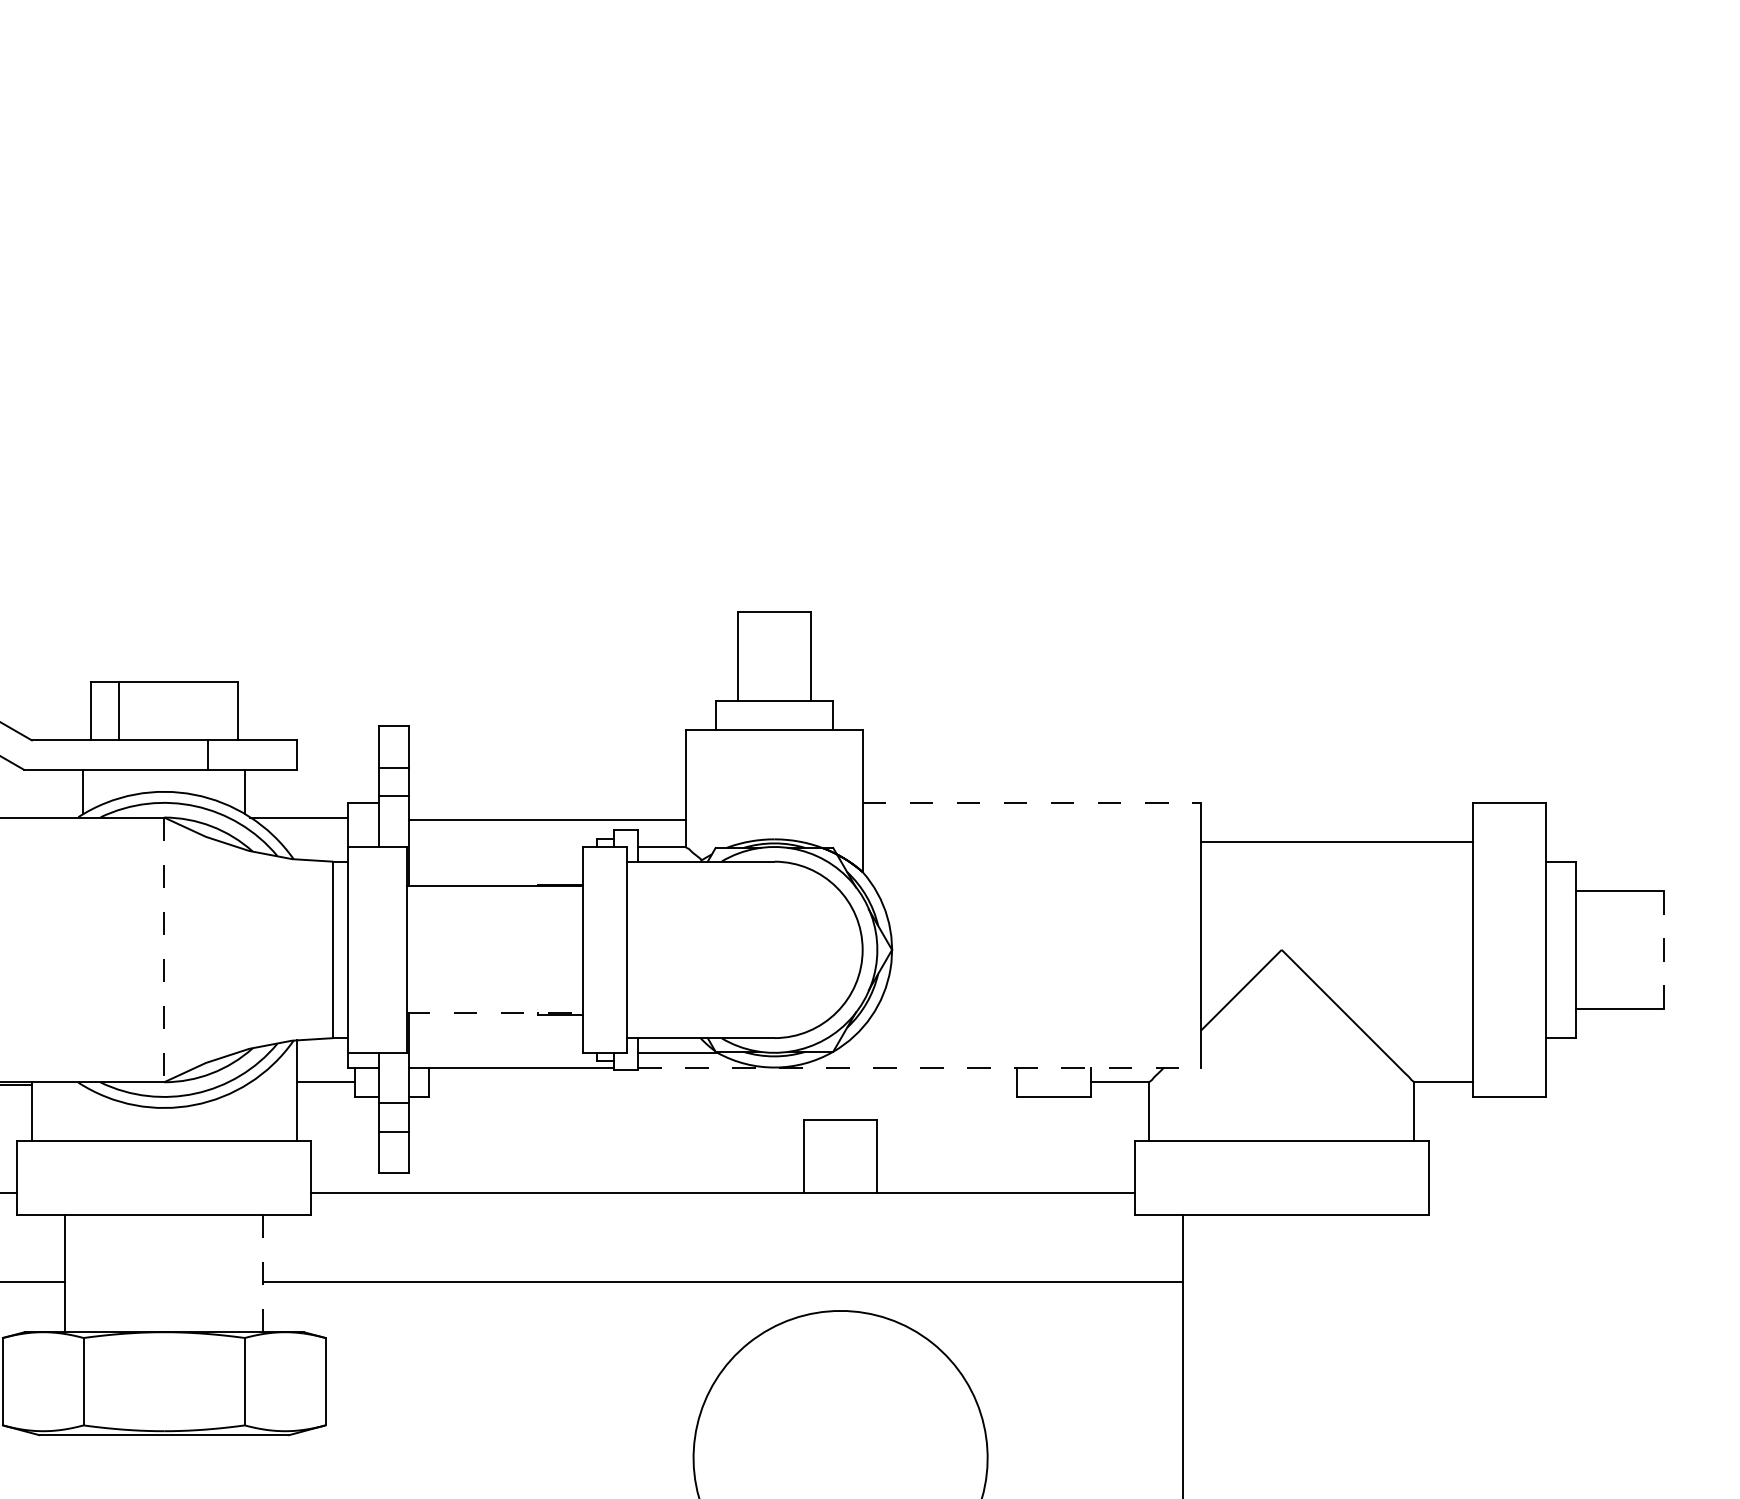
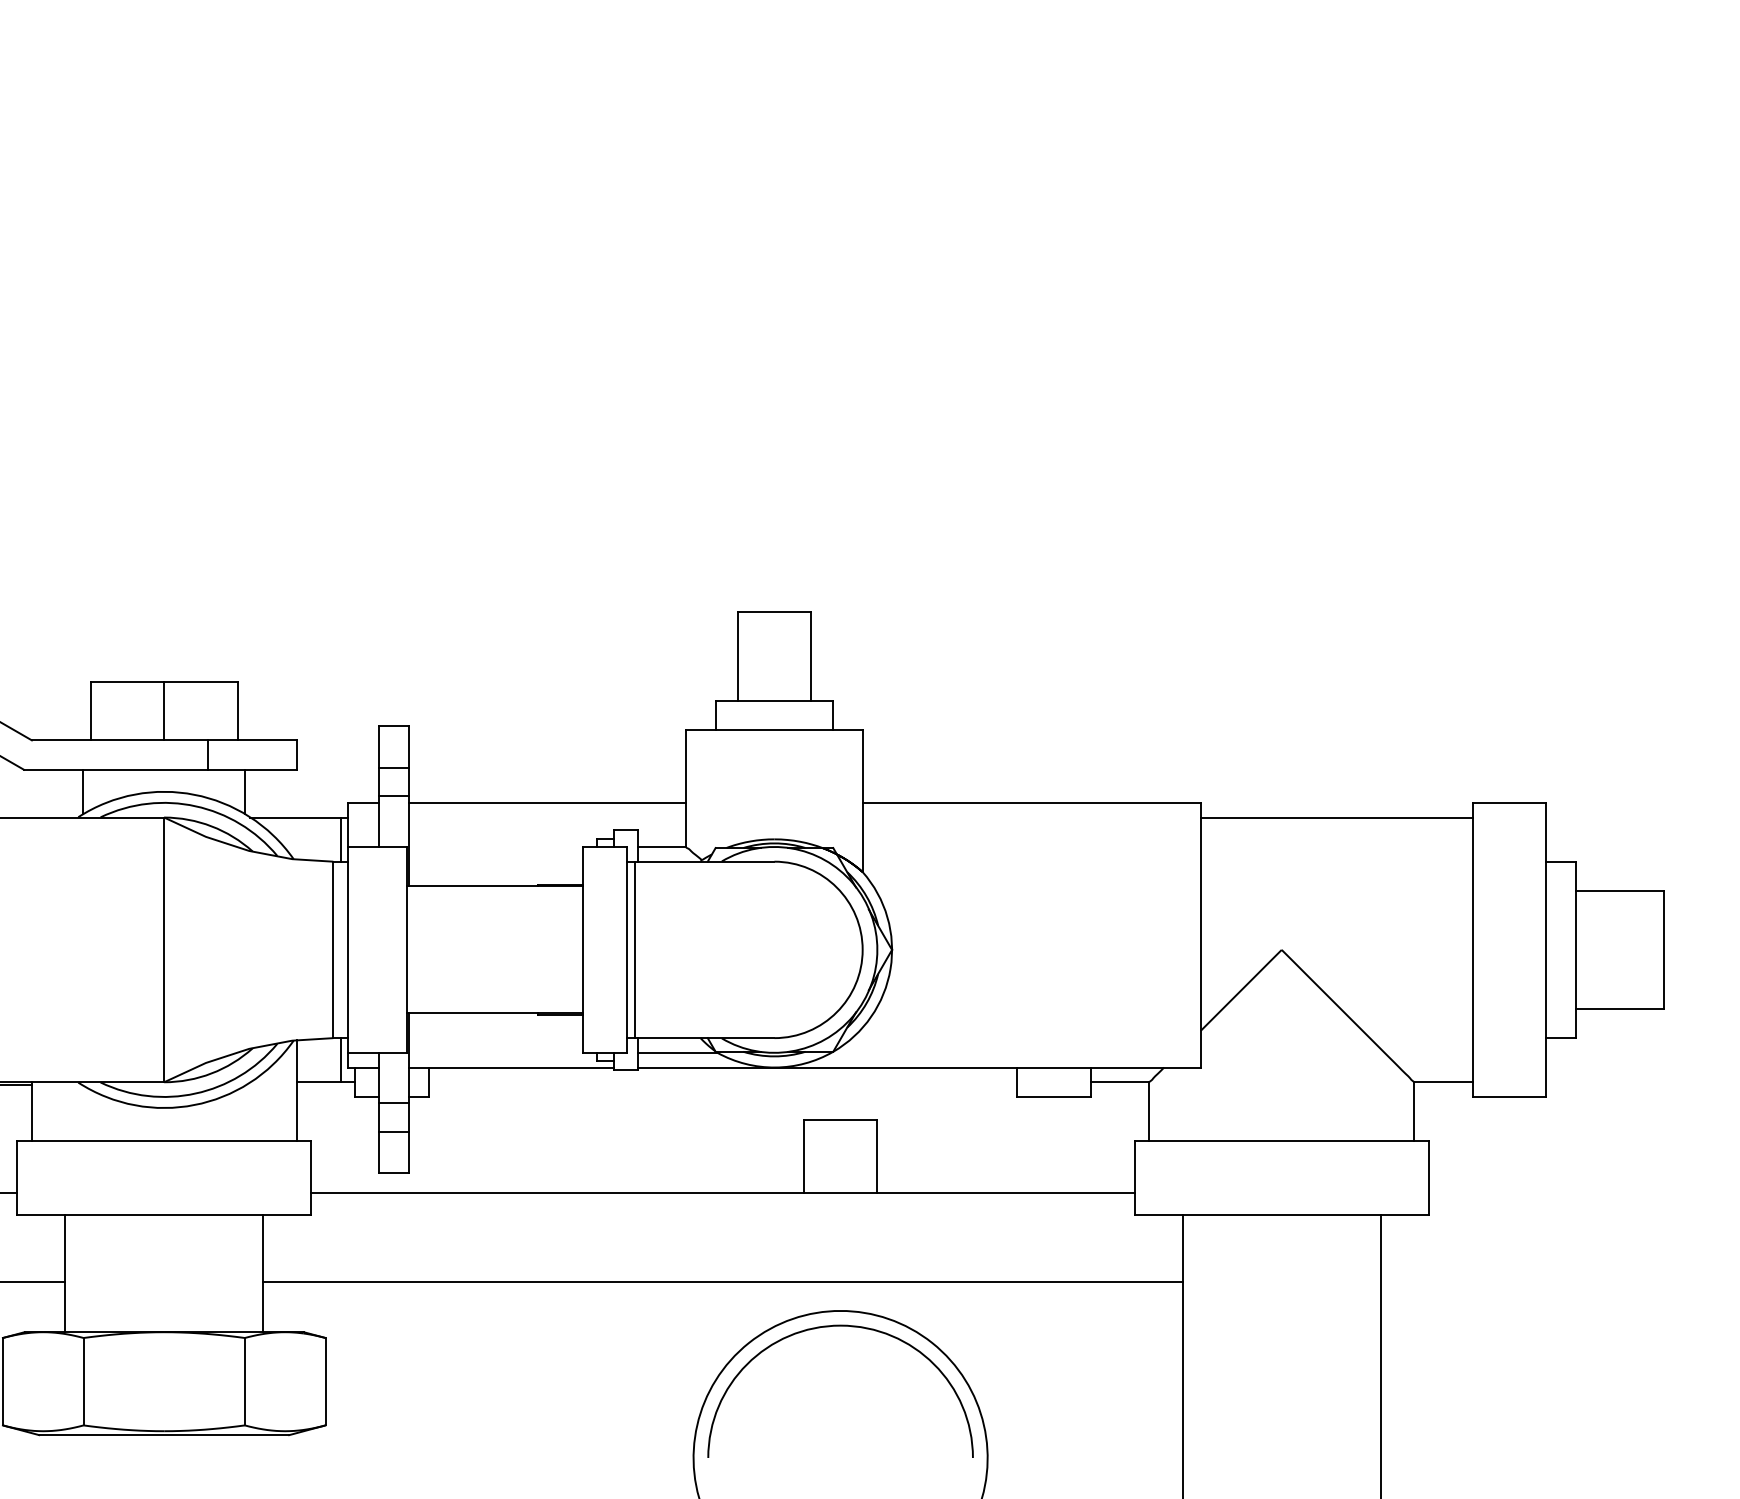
line position: (119, 710) -> (164, 710) (164, 710)
line: dashed -> solid (1032, 802)
line position: (547, 819) -> (547, 802) (547, 802)
line: none -> present (340, 839)
line position: (1336, 841) -> (1336, 817) (1336, 817)
line: none -> present (634, 949)
line: dashed -> solid (1664, 949)
line: dashed -> solid (164, 950)
line: dashed -> solid (495, 1013)
line: none -> present (340, 1060)
line: dashed -> solid (919, 1067)
line: dashed -> solid (263, 1273)
arc: none -> present (829, 1327)
line: none -> present (1380, 1354)
